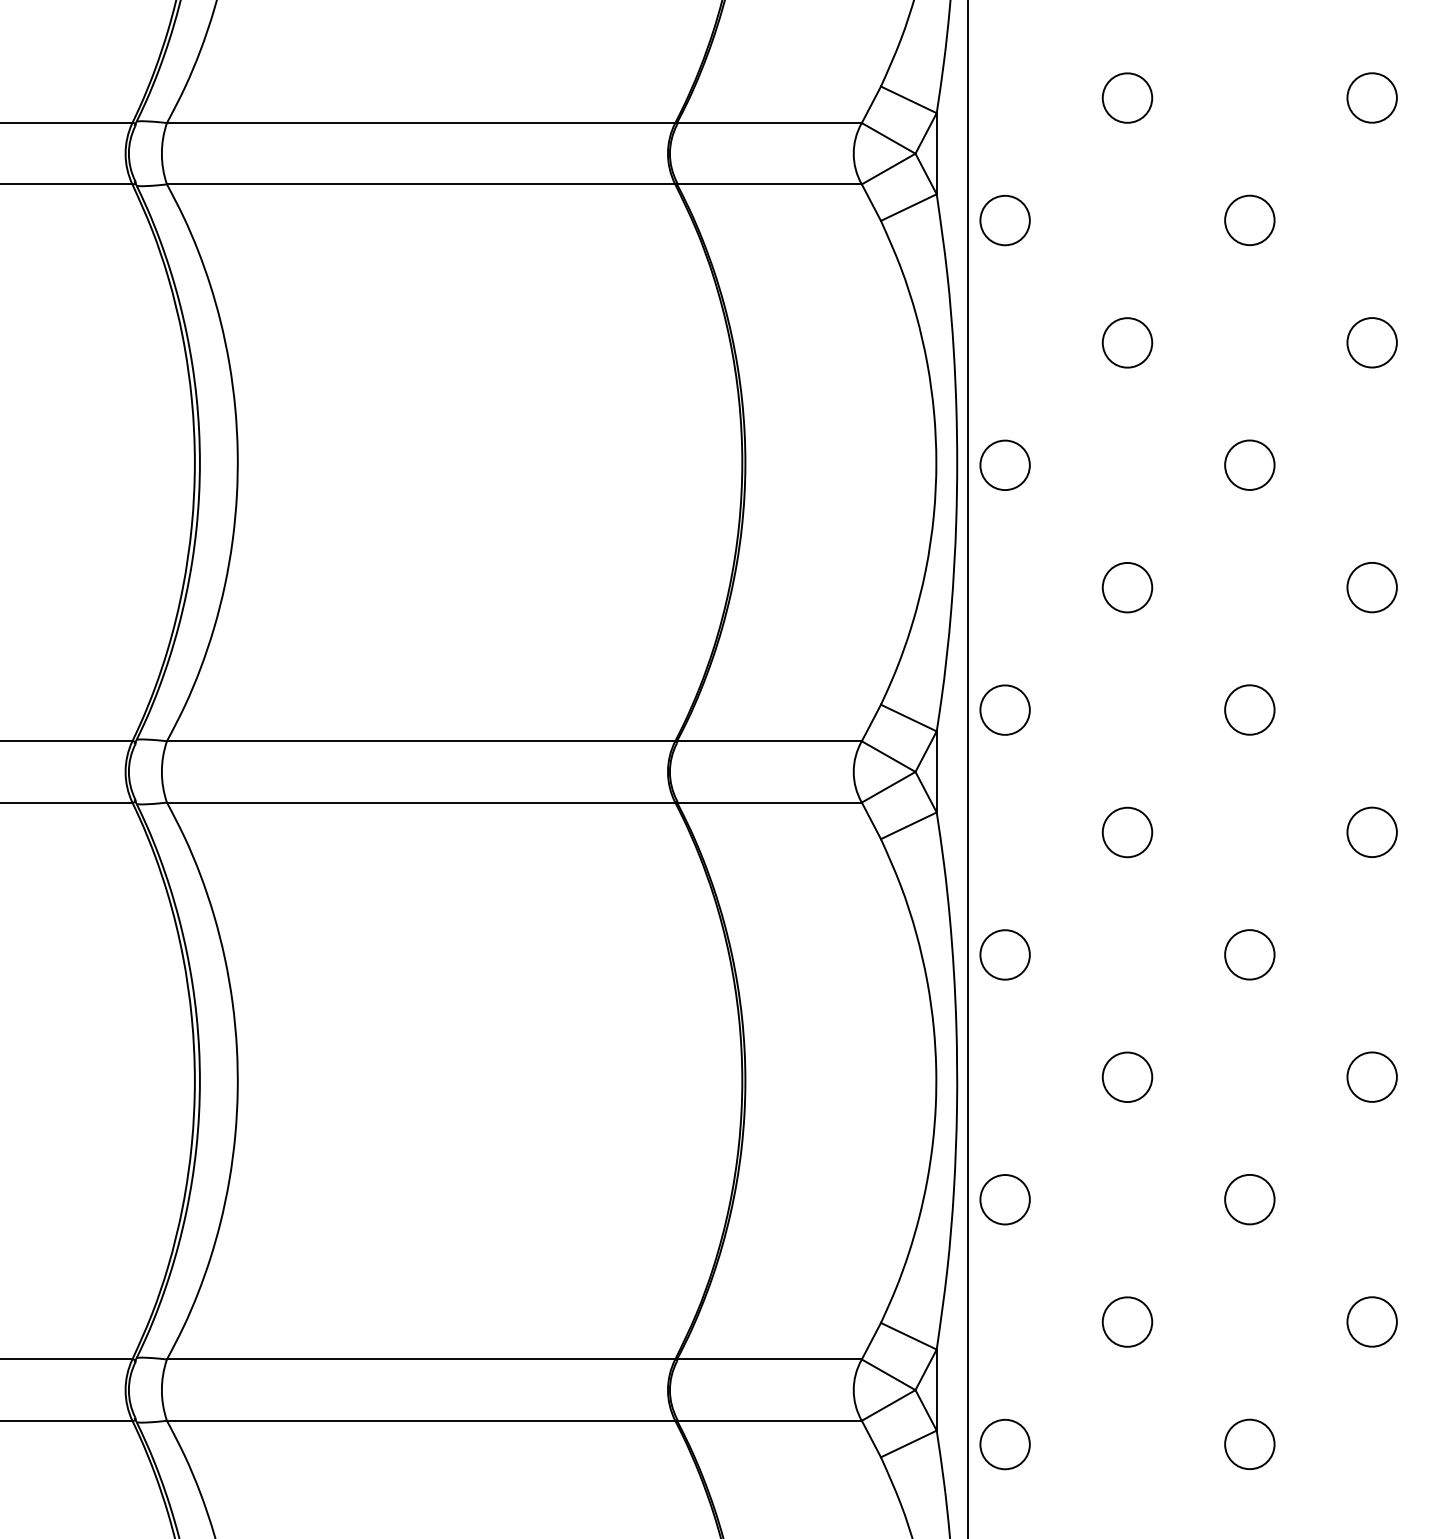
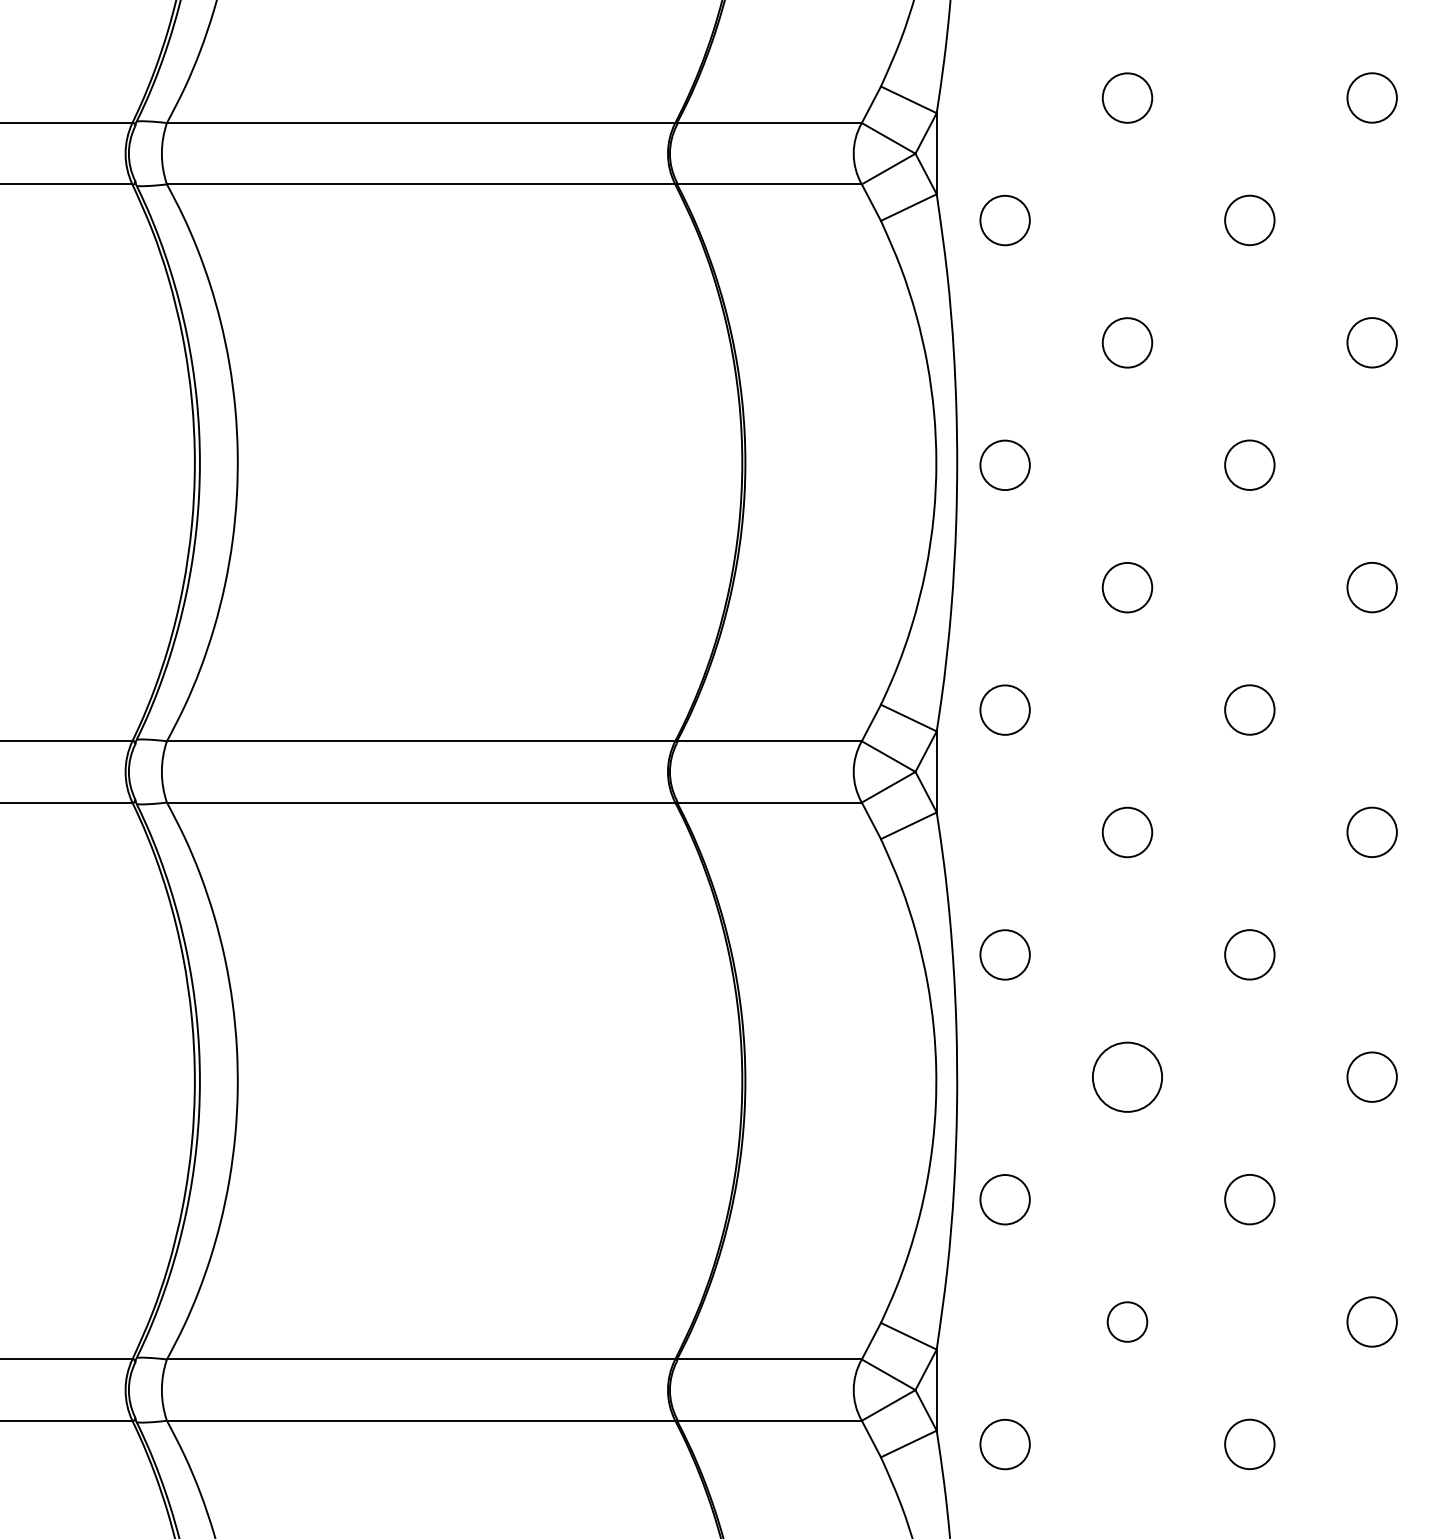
line: present -> none (967, 768)
circle diameter: 49 px -> 69 px (1127, 1076)
circle size: 53x52 px -> 43x42 px (1127, 1321)
